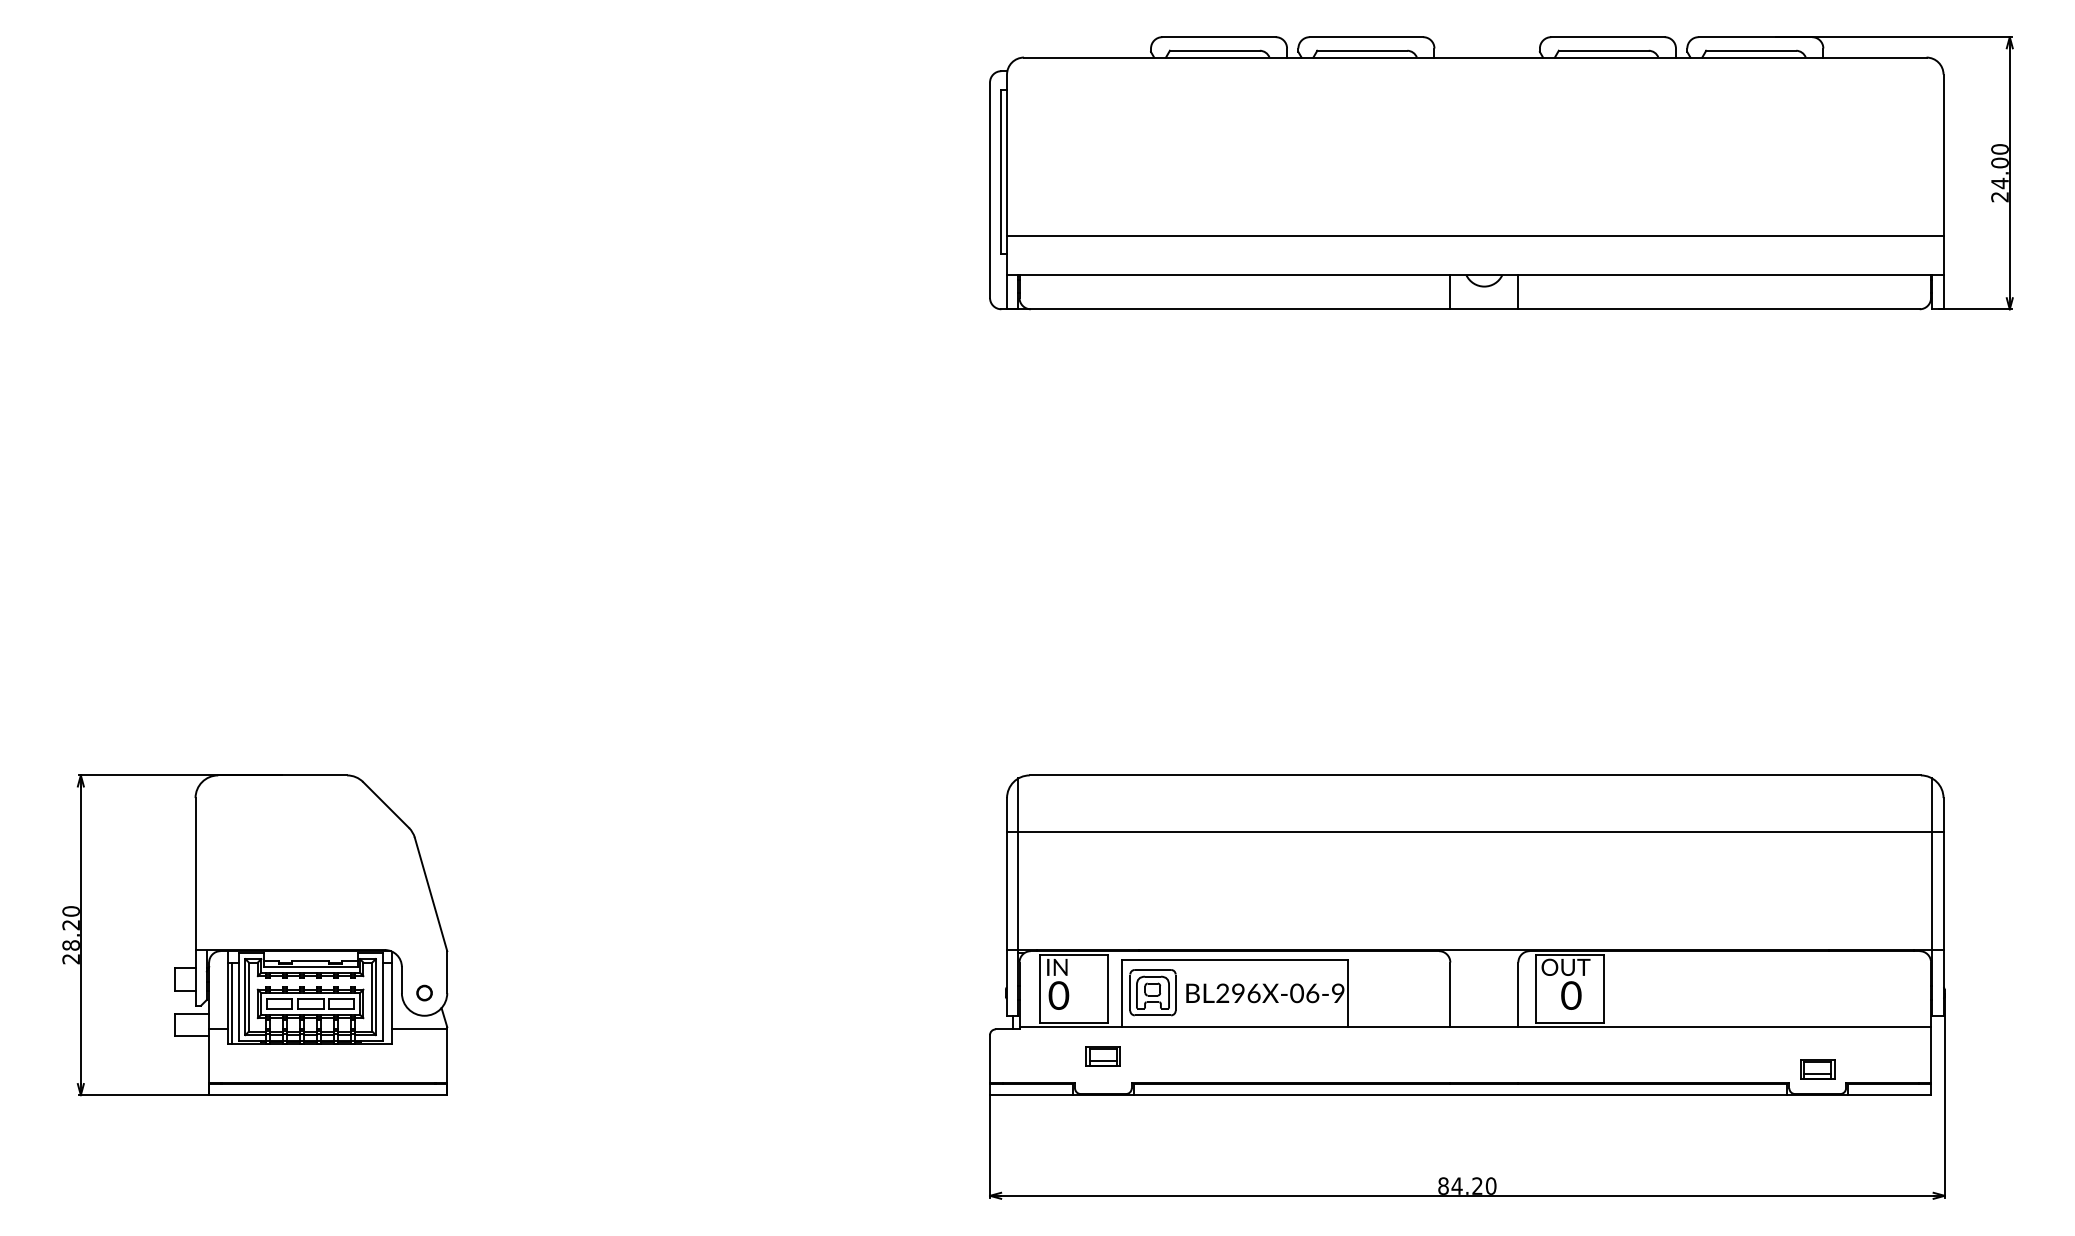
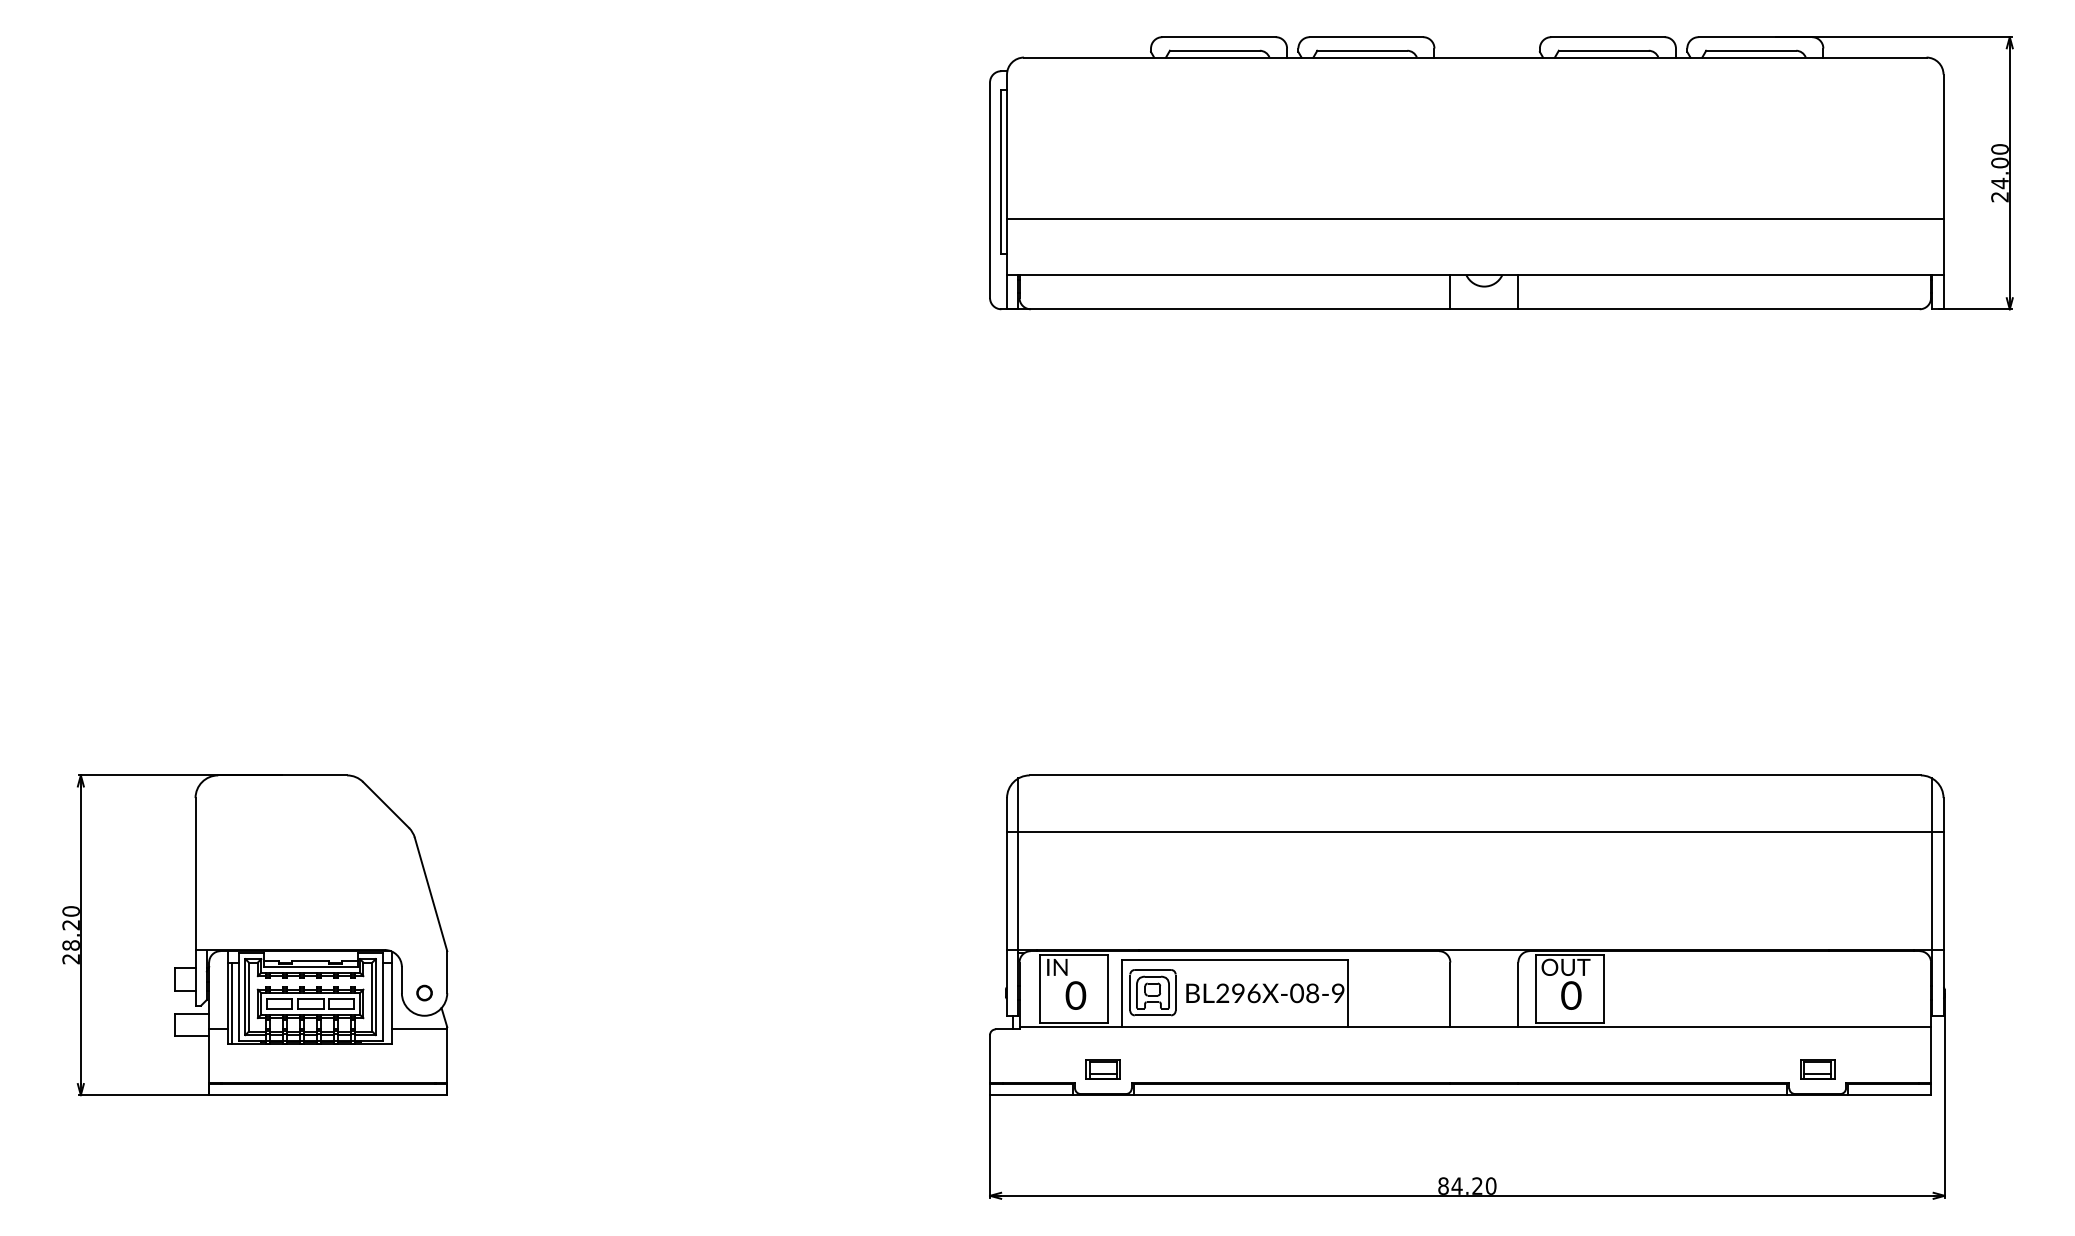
line position: (1475, 235) -> (1475, 218) (1475, 218)
text: BL296X-06-9 -> BL296X-08-9 (1312, 992)
text position: (1058, 995) -> (1075, 995) (1075, 995)
part position: (1102, 1056) -> (1102, 1069) (1102, 1069)
